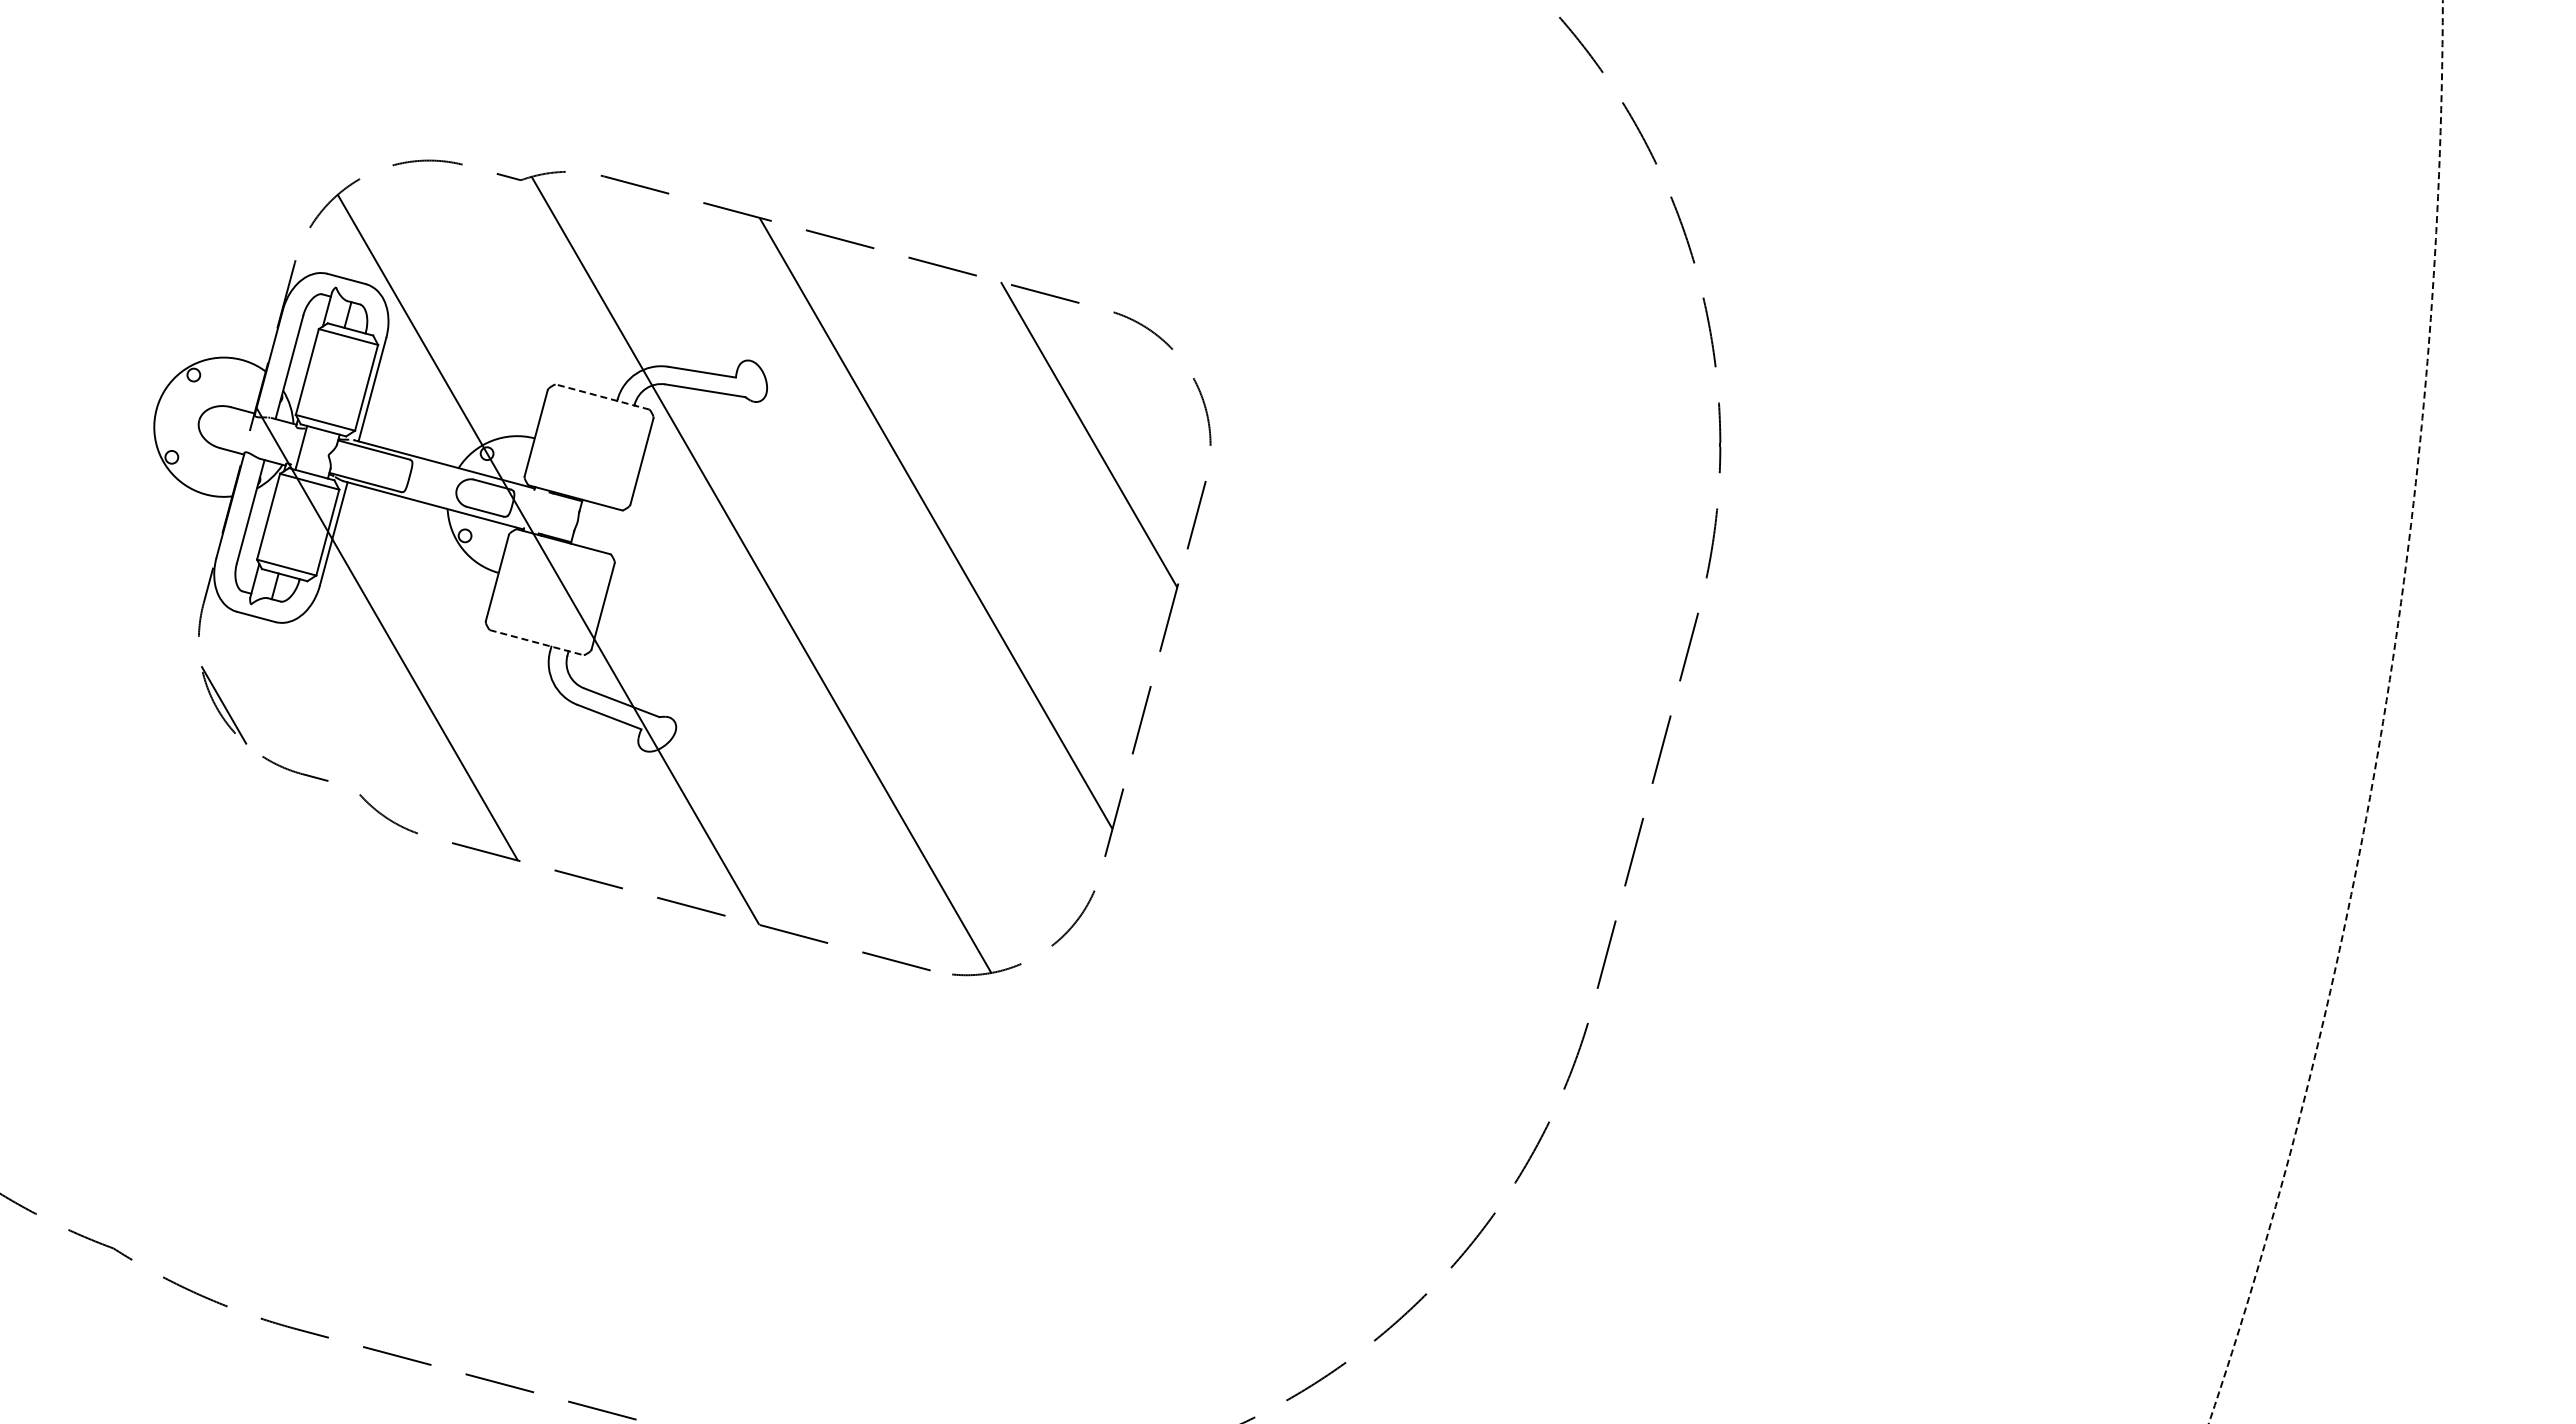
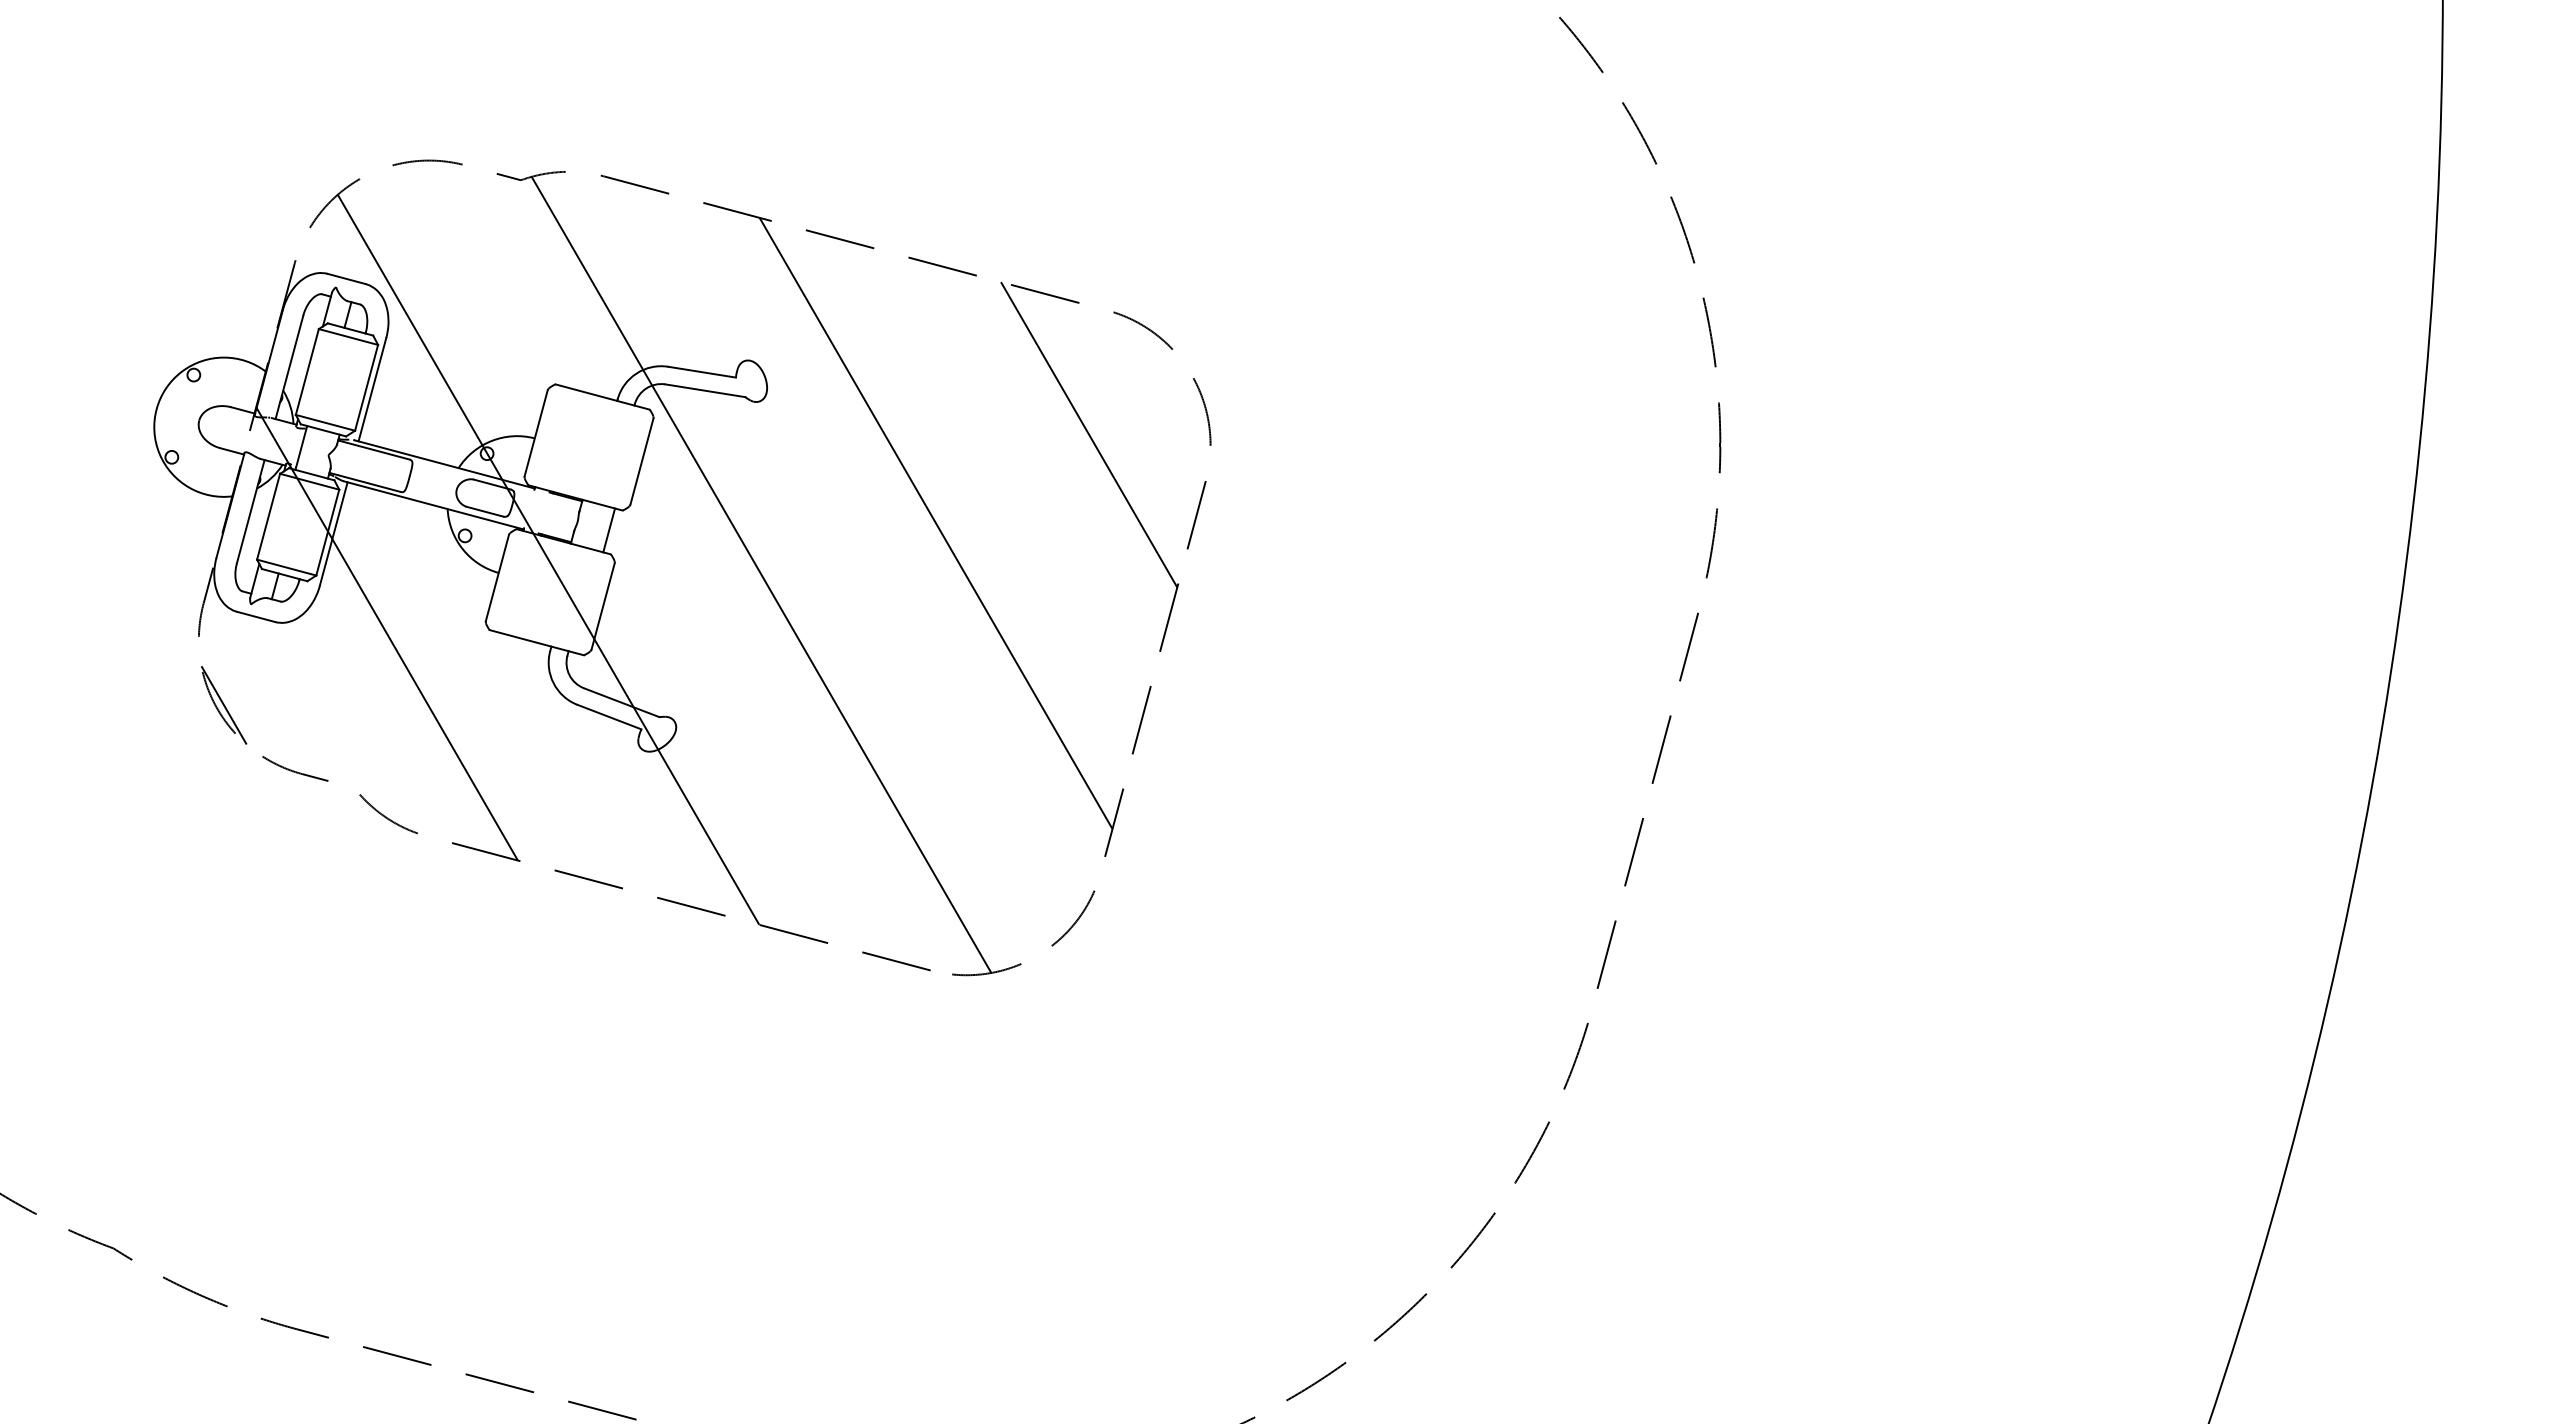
line: dashed -> solid (602, 397)
line: none -> present (609, 530)
line: dashed -> solid (536, 642)
circle: dashed -> solid (2325, 711)
